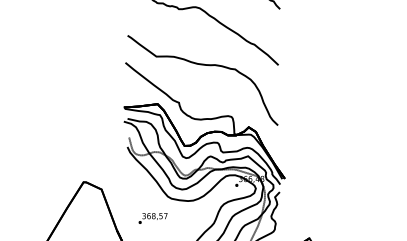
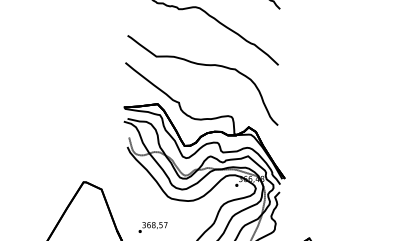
text position: (152, 218) -> (152, 227) (152, 227)
